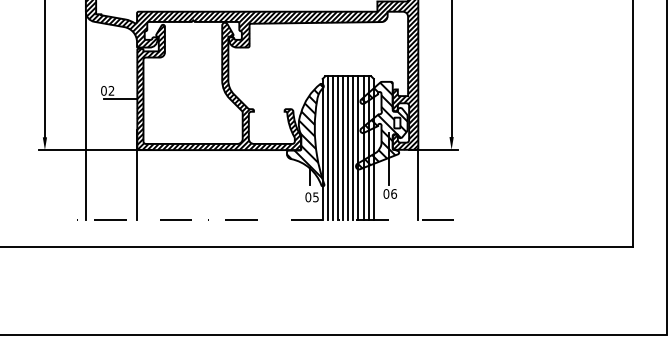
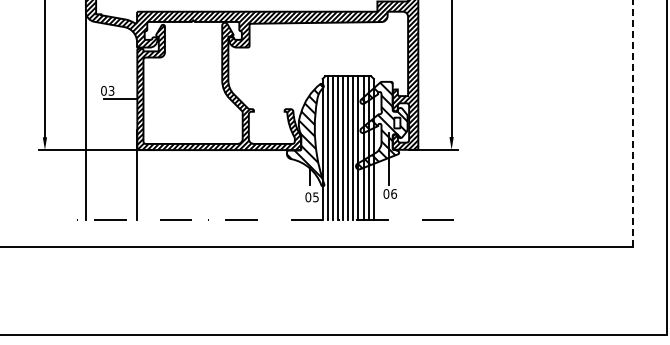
text: 02 -> 03 (111, 90)
line: solid -> dashed (633, 123)
line: present -> none (418, 184)
